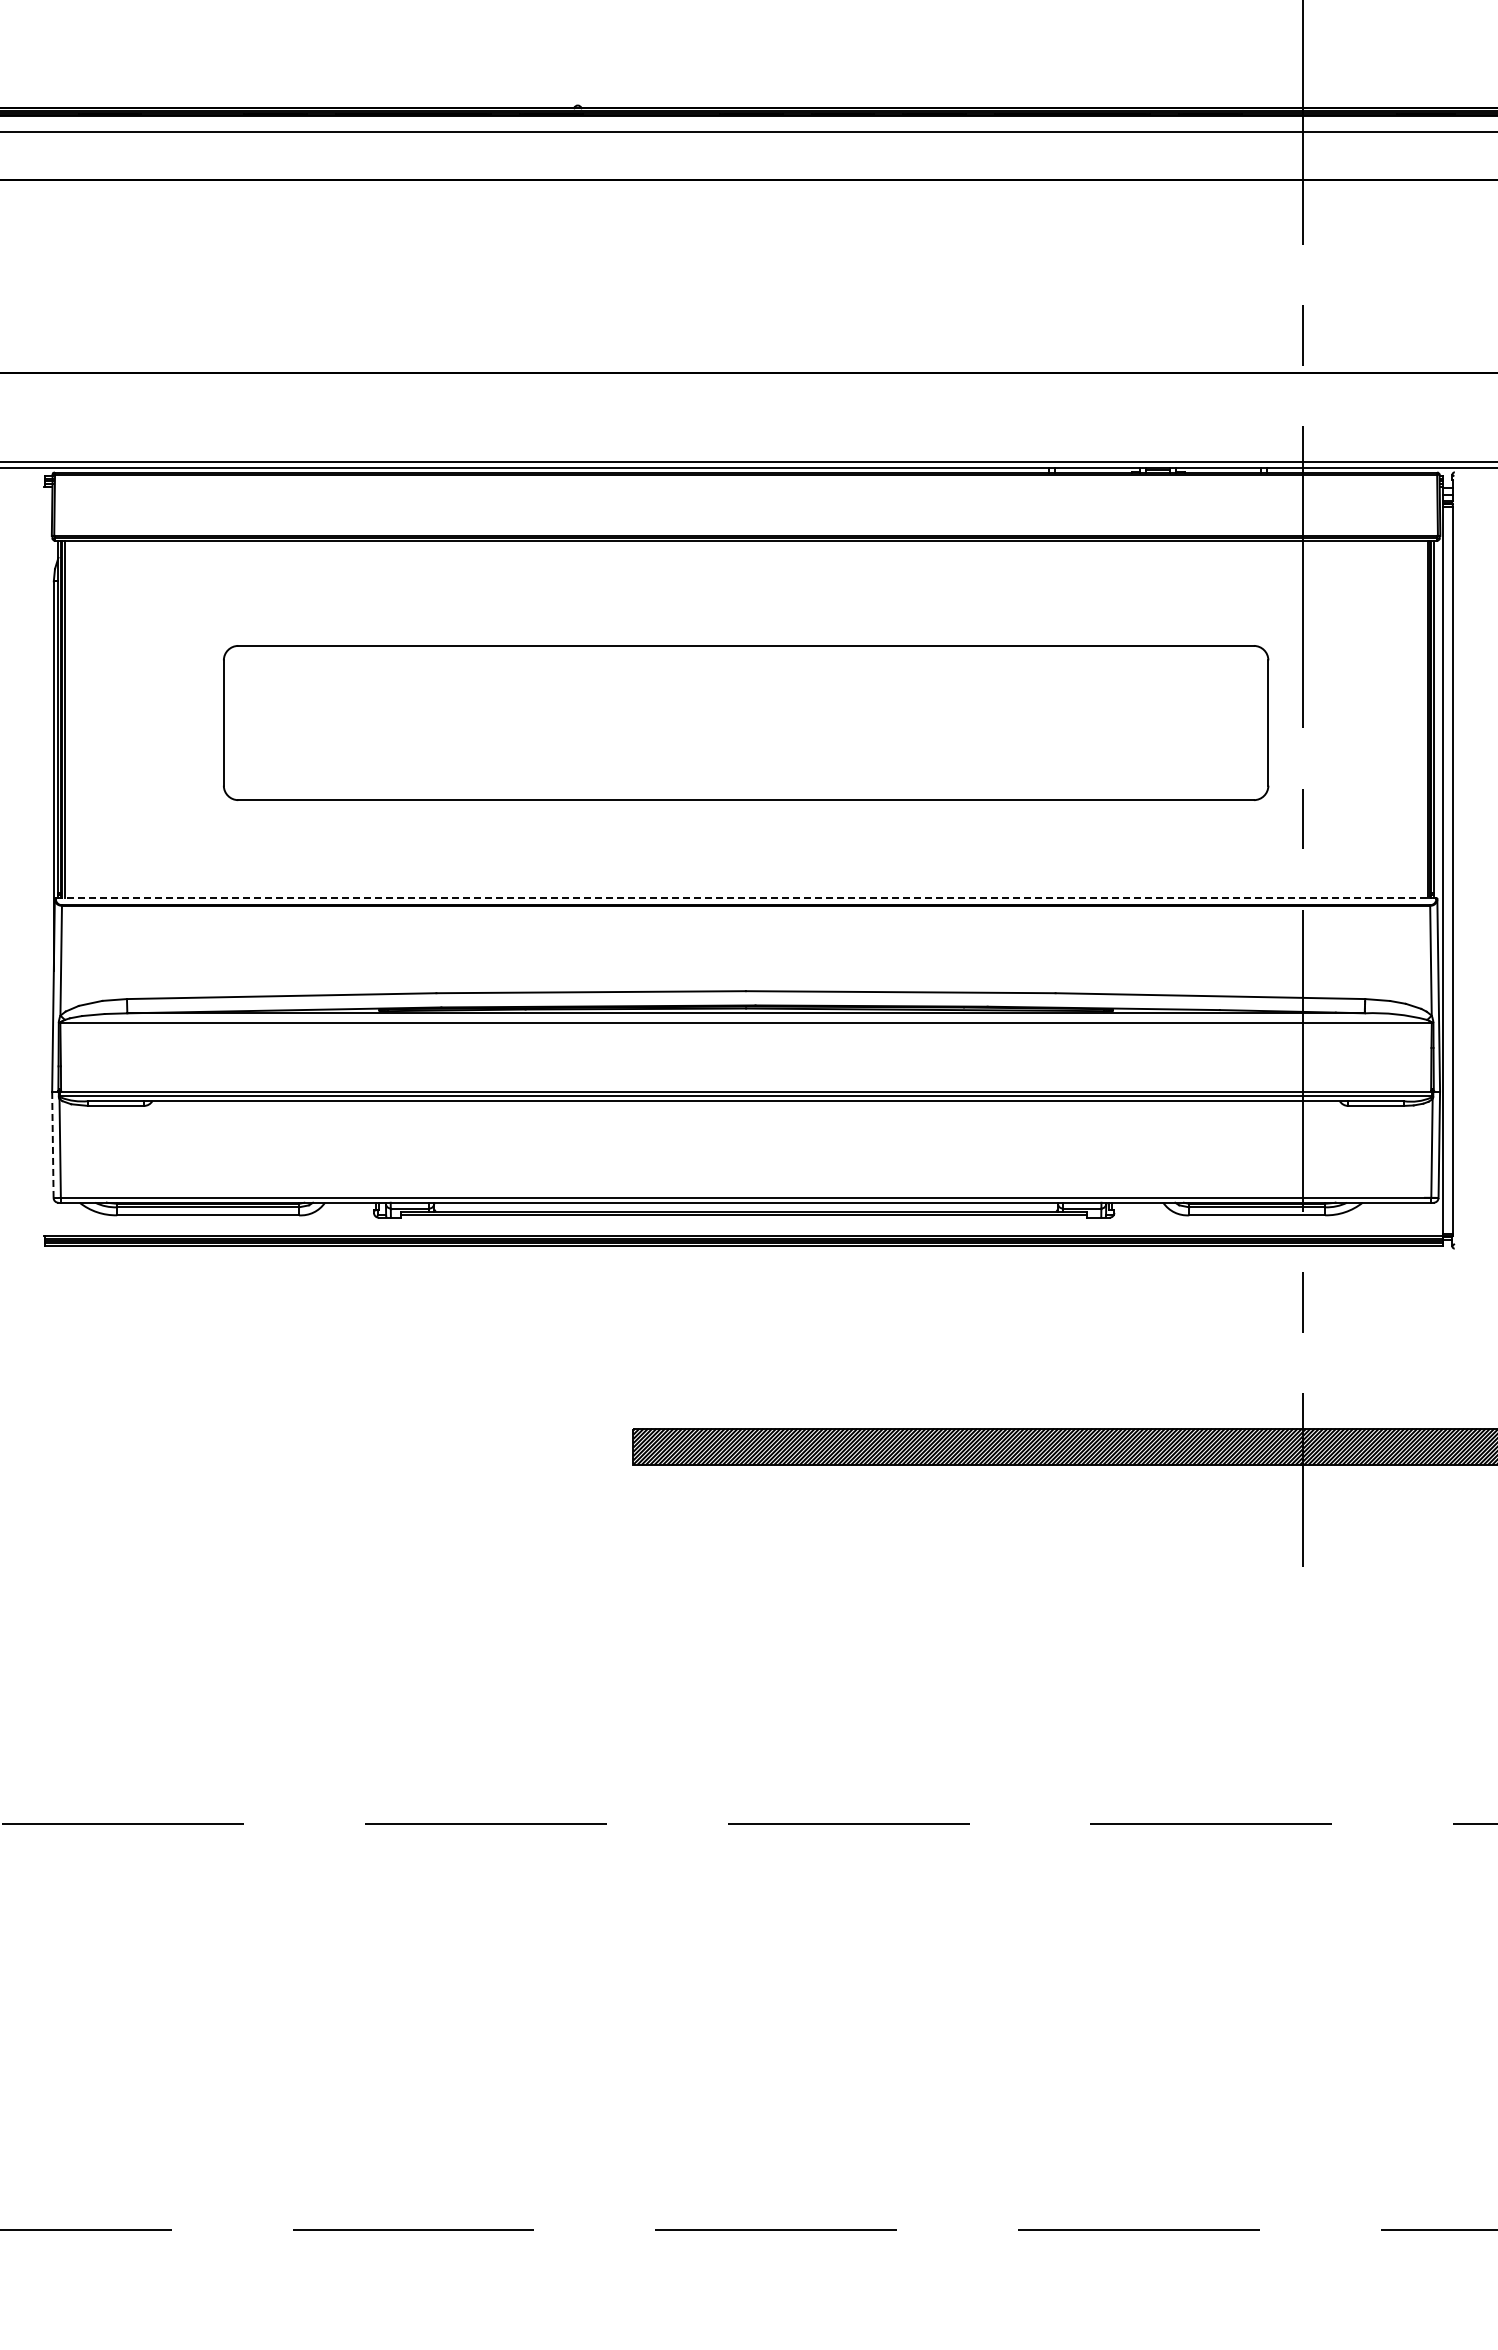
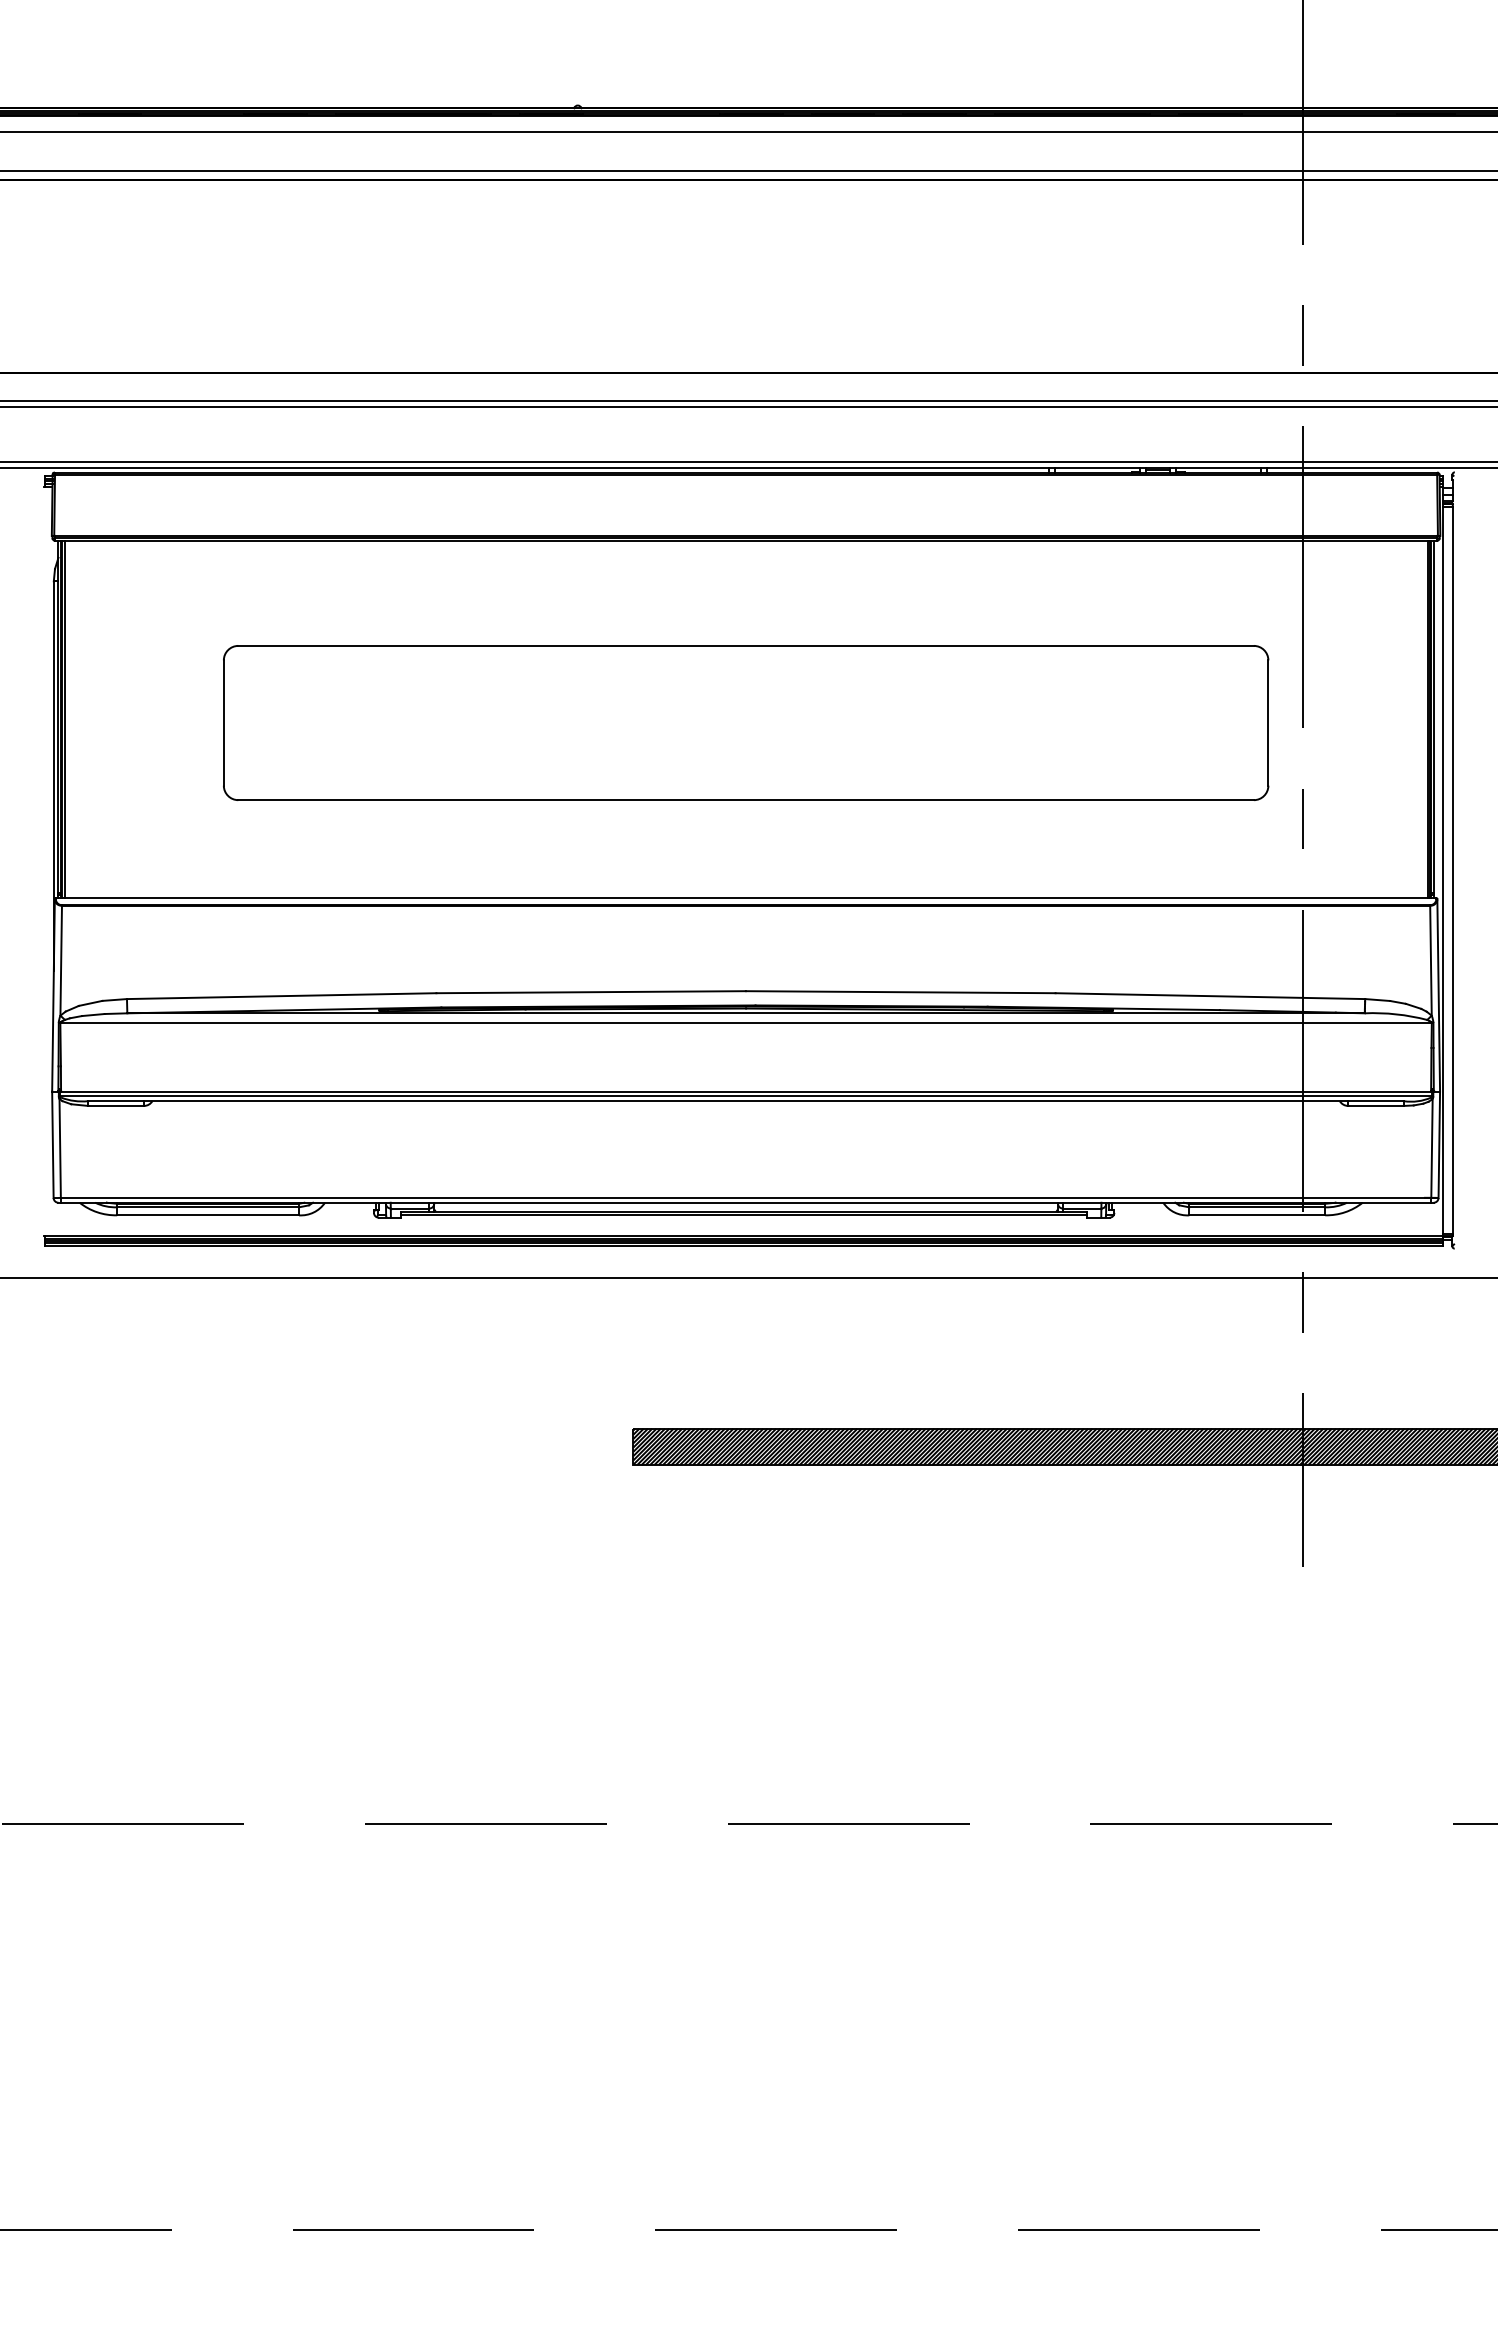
line: none -> present (748, 171)
line: none -> present (748, 401)
line: none -> present (748, 406)
line: dashed -> solid (746, 898)
line: dashed -> solid (52, 1144)
line: none -> present (748, 1277)
